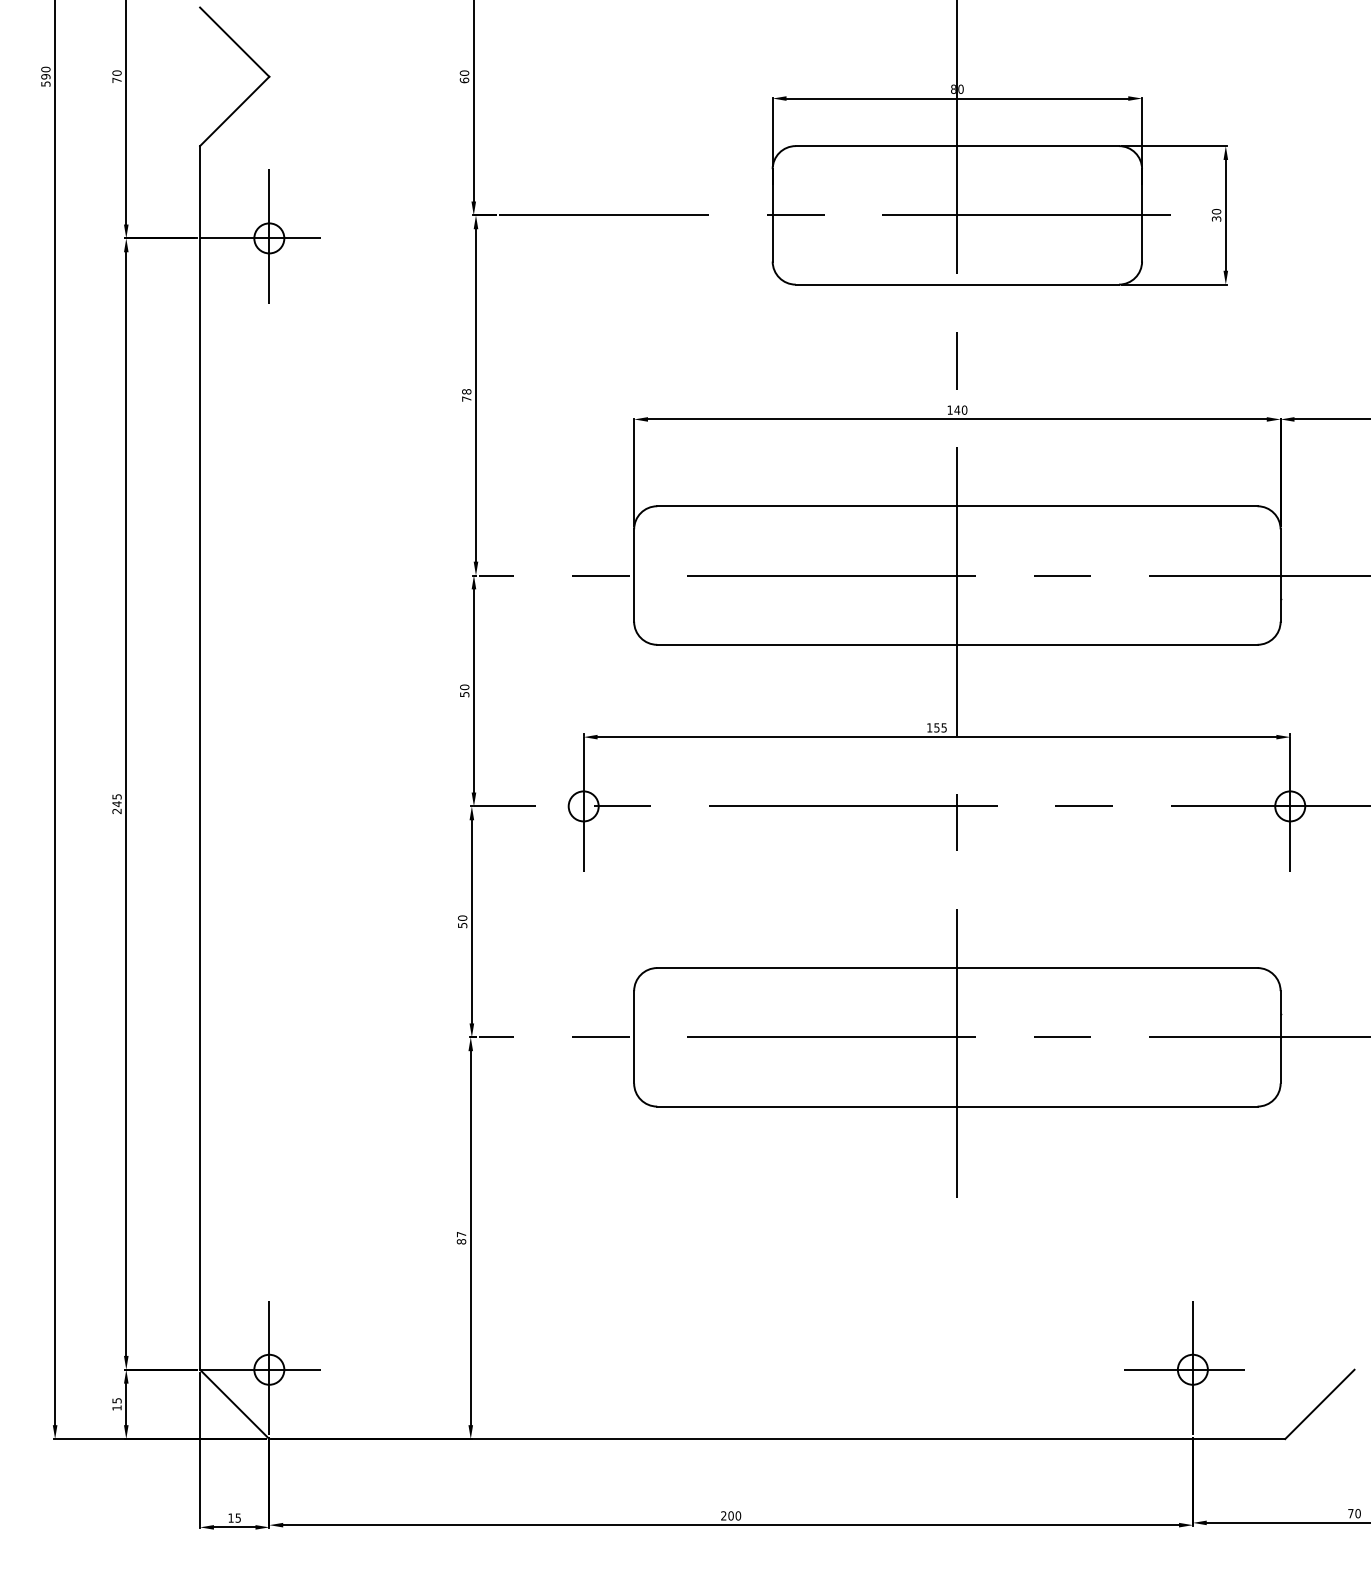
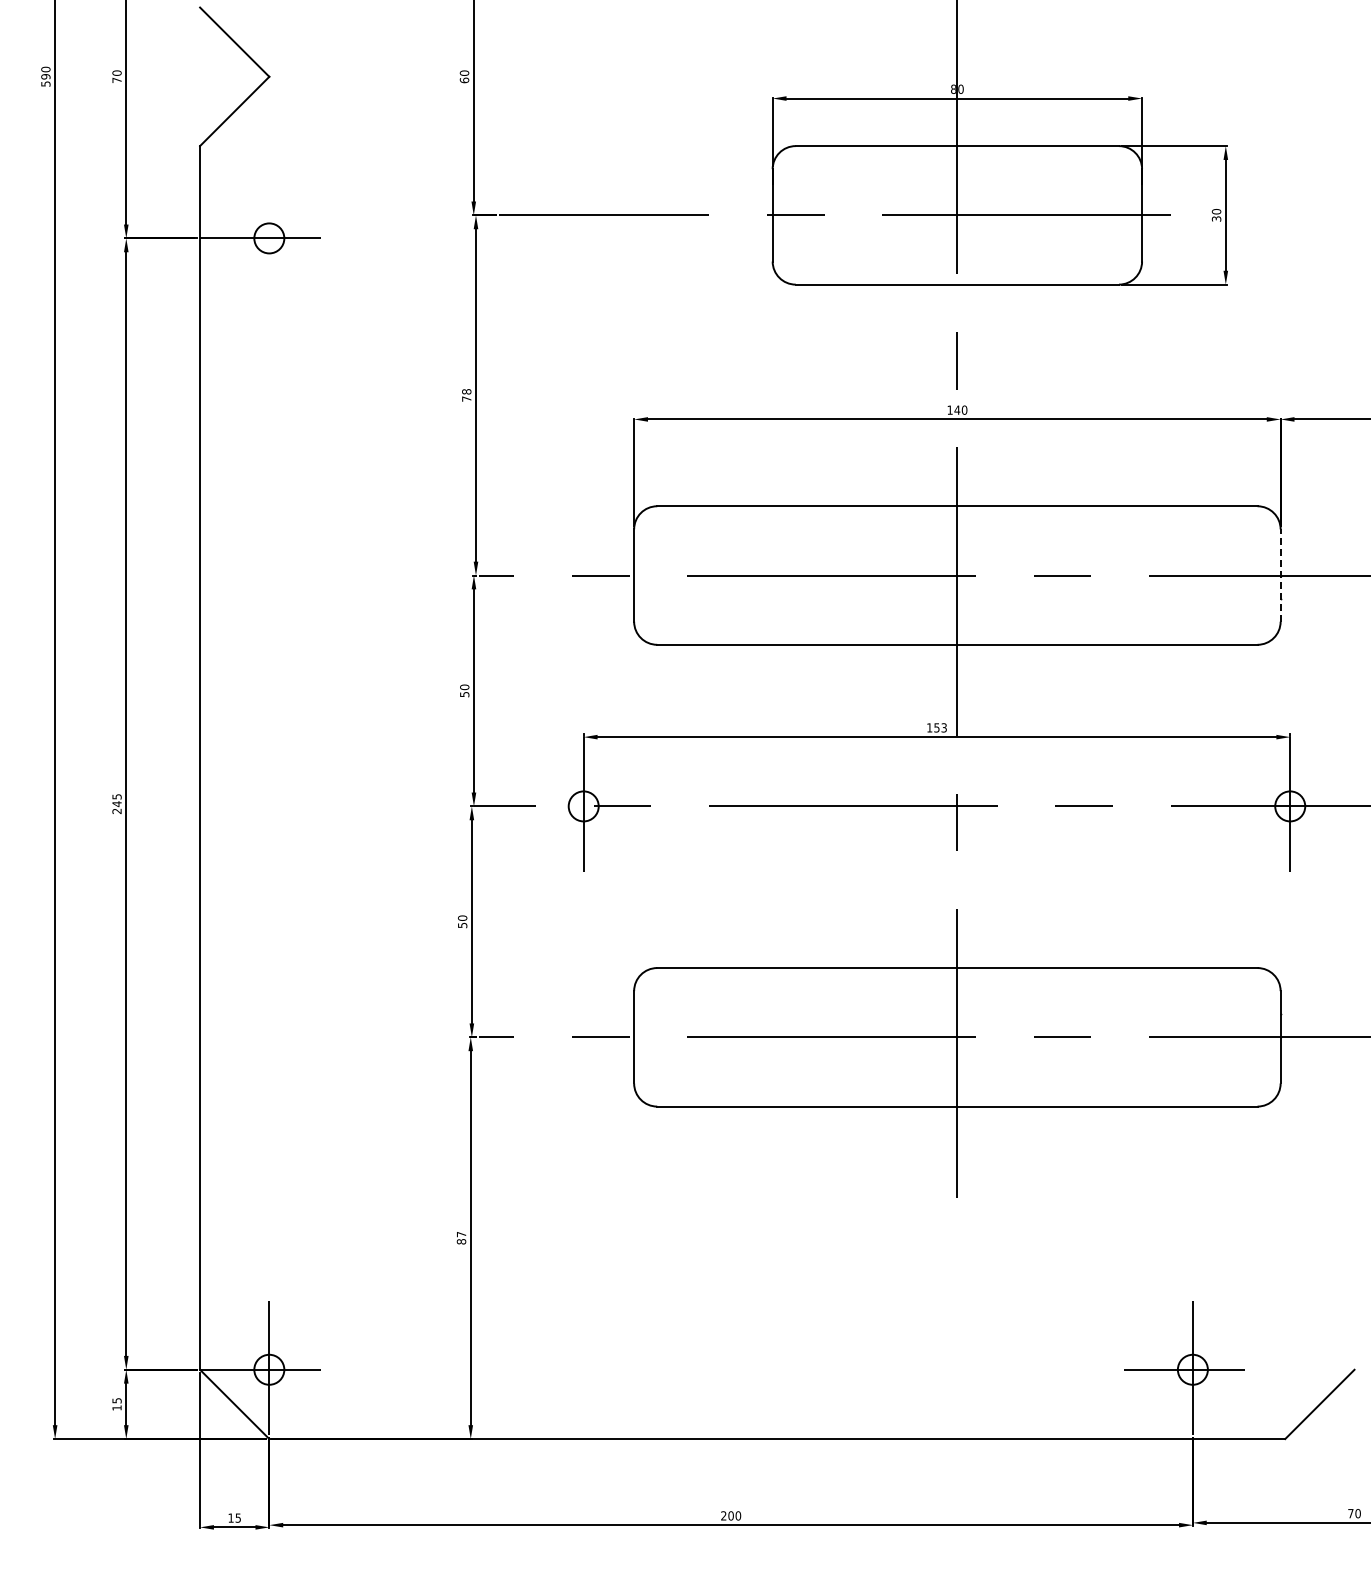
line: present -> none (269, 236)
line: solid -> dashed (1280, 575)
text: 155 -> 153 (943, 727)
